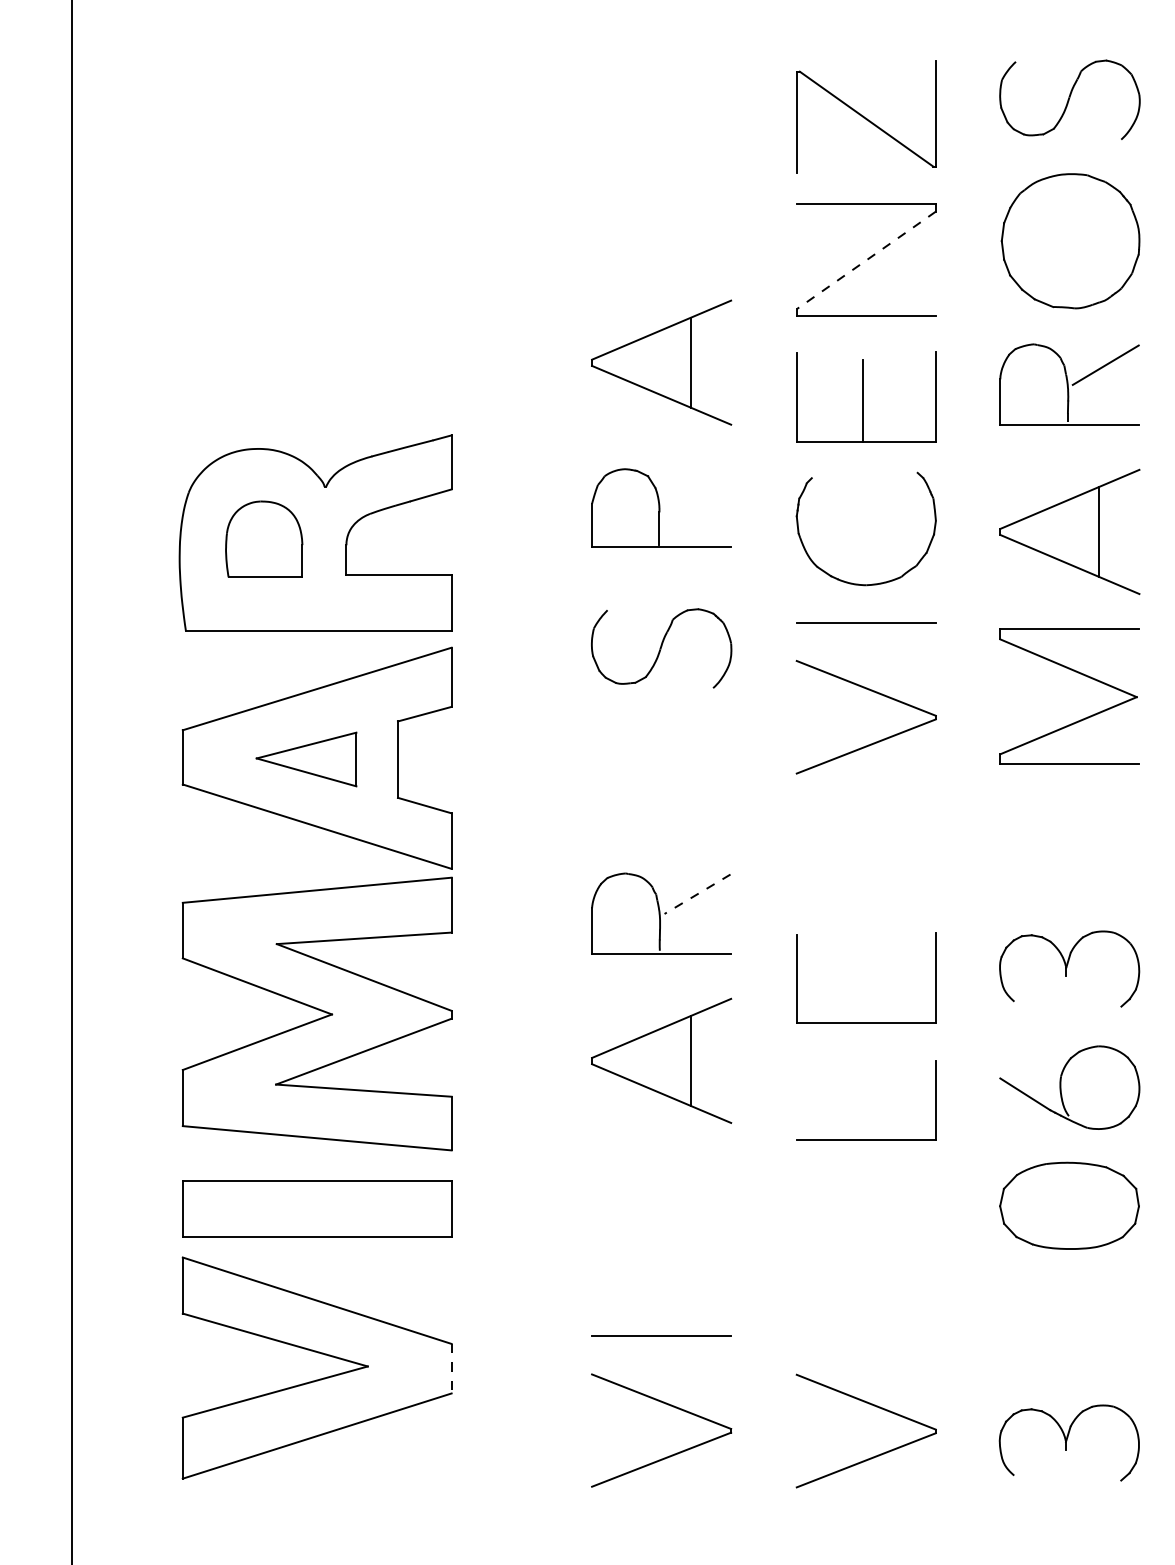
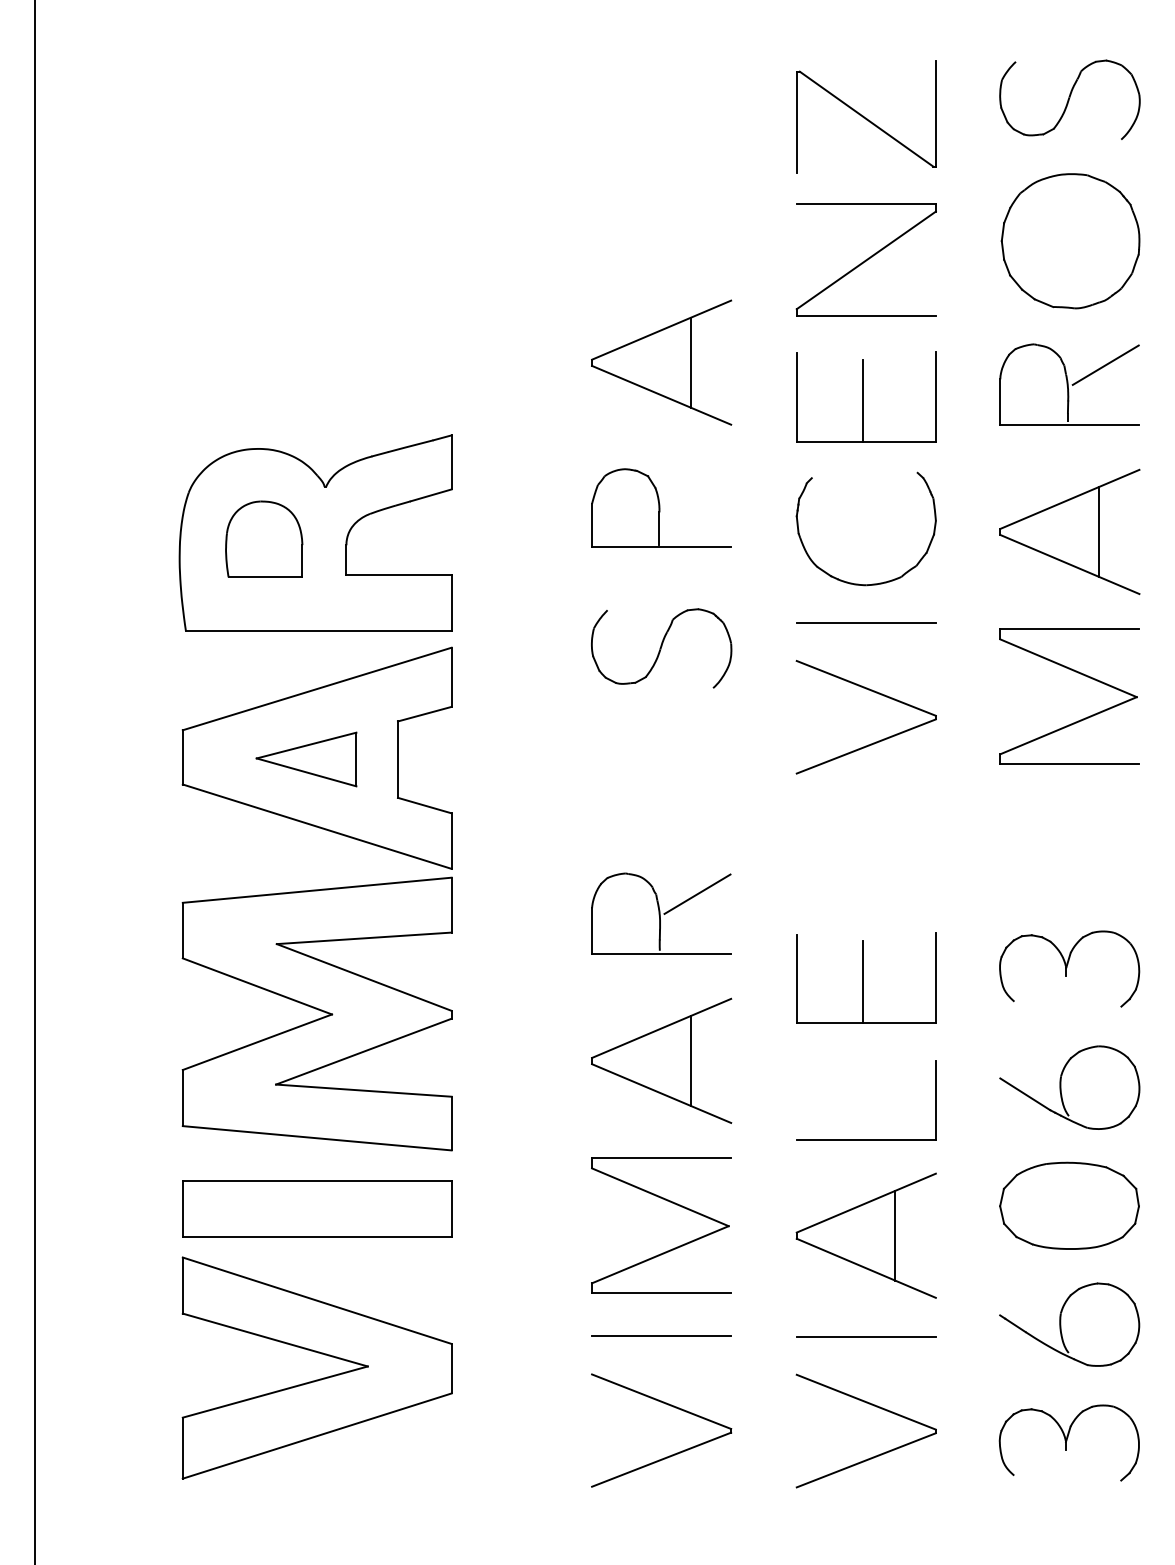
line: dashed -> solid (866, 260)
line position: (72, 781) -> (35, 781) (35, 781)
line: dashed -> solid (697, 894)
line: none -> present (862, 982)
part: none -> present (669, 1202)
part: none -> present (865, 1235)
part: none -> present (1069, 1324)
line: none -> present (865, 1336)
line: dashed -> solid (451, 1368)
